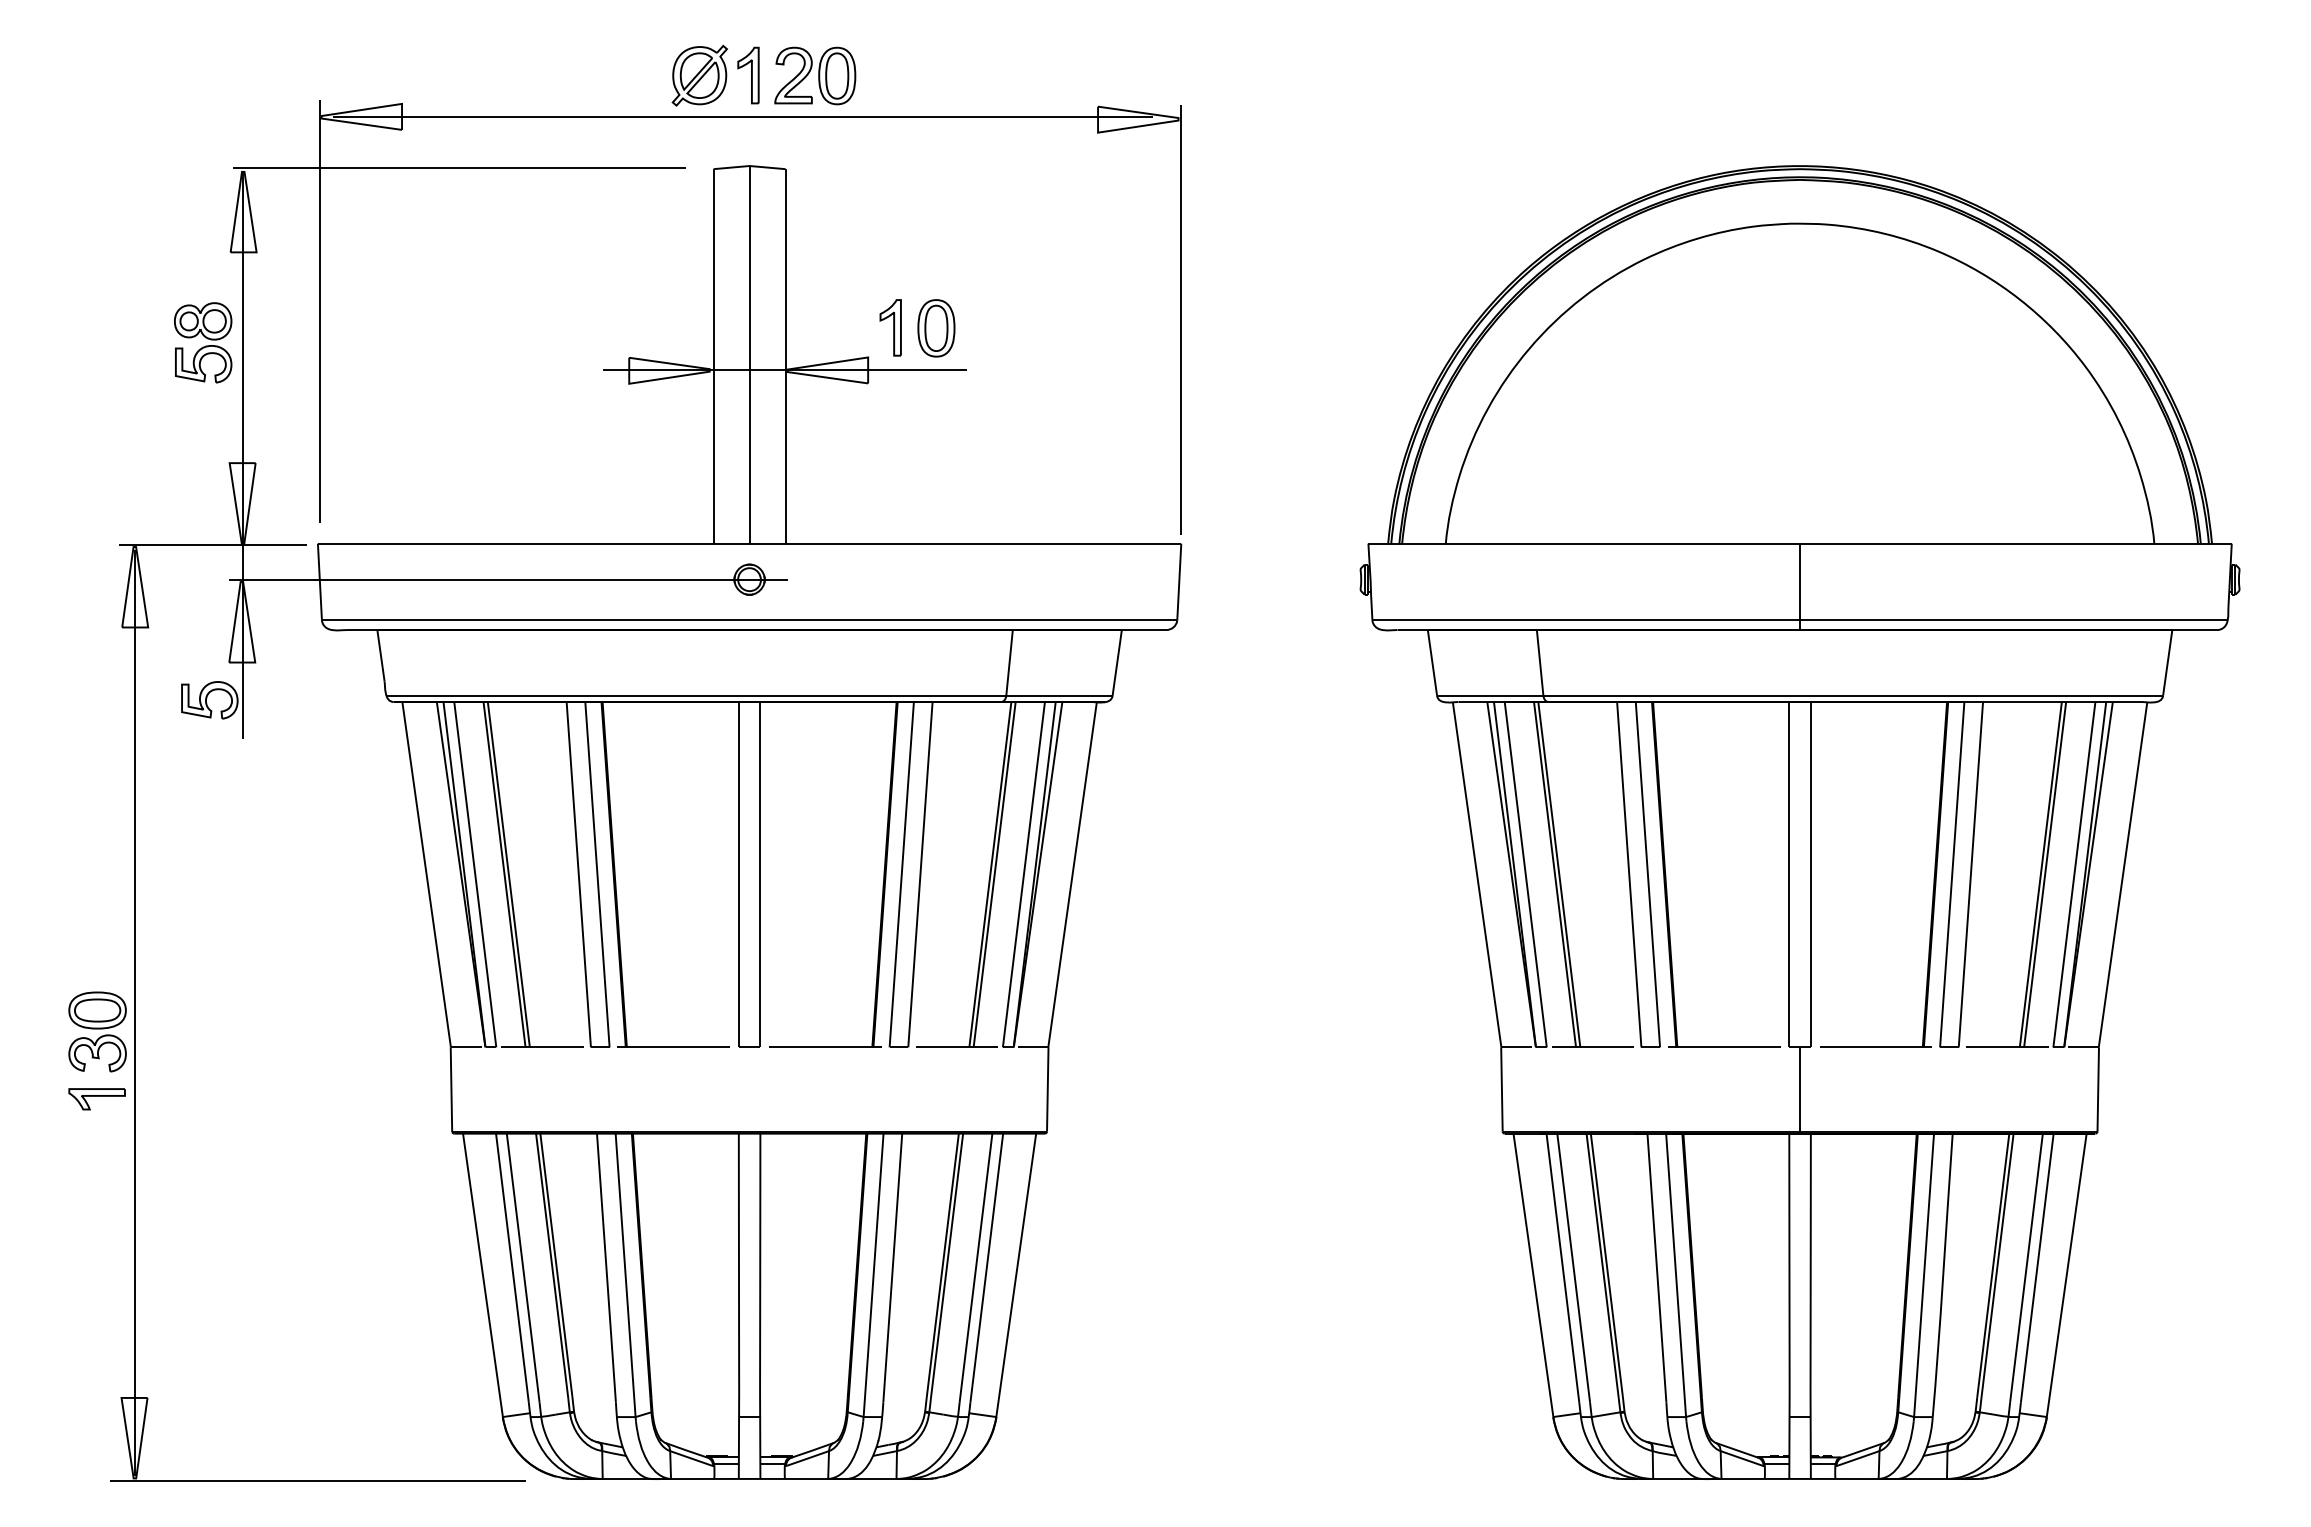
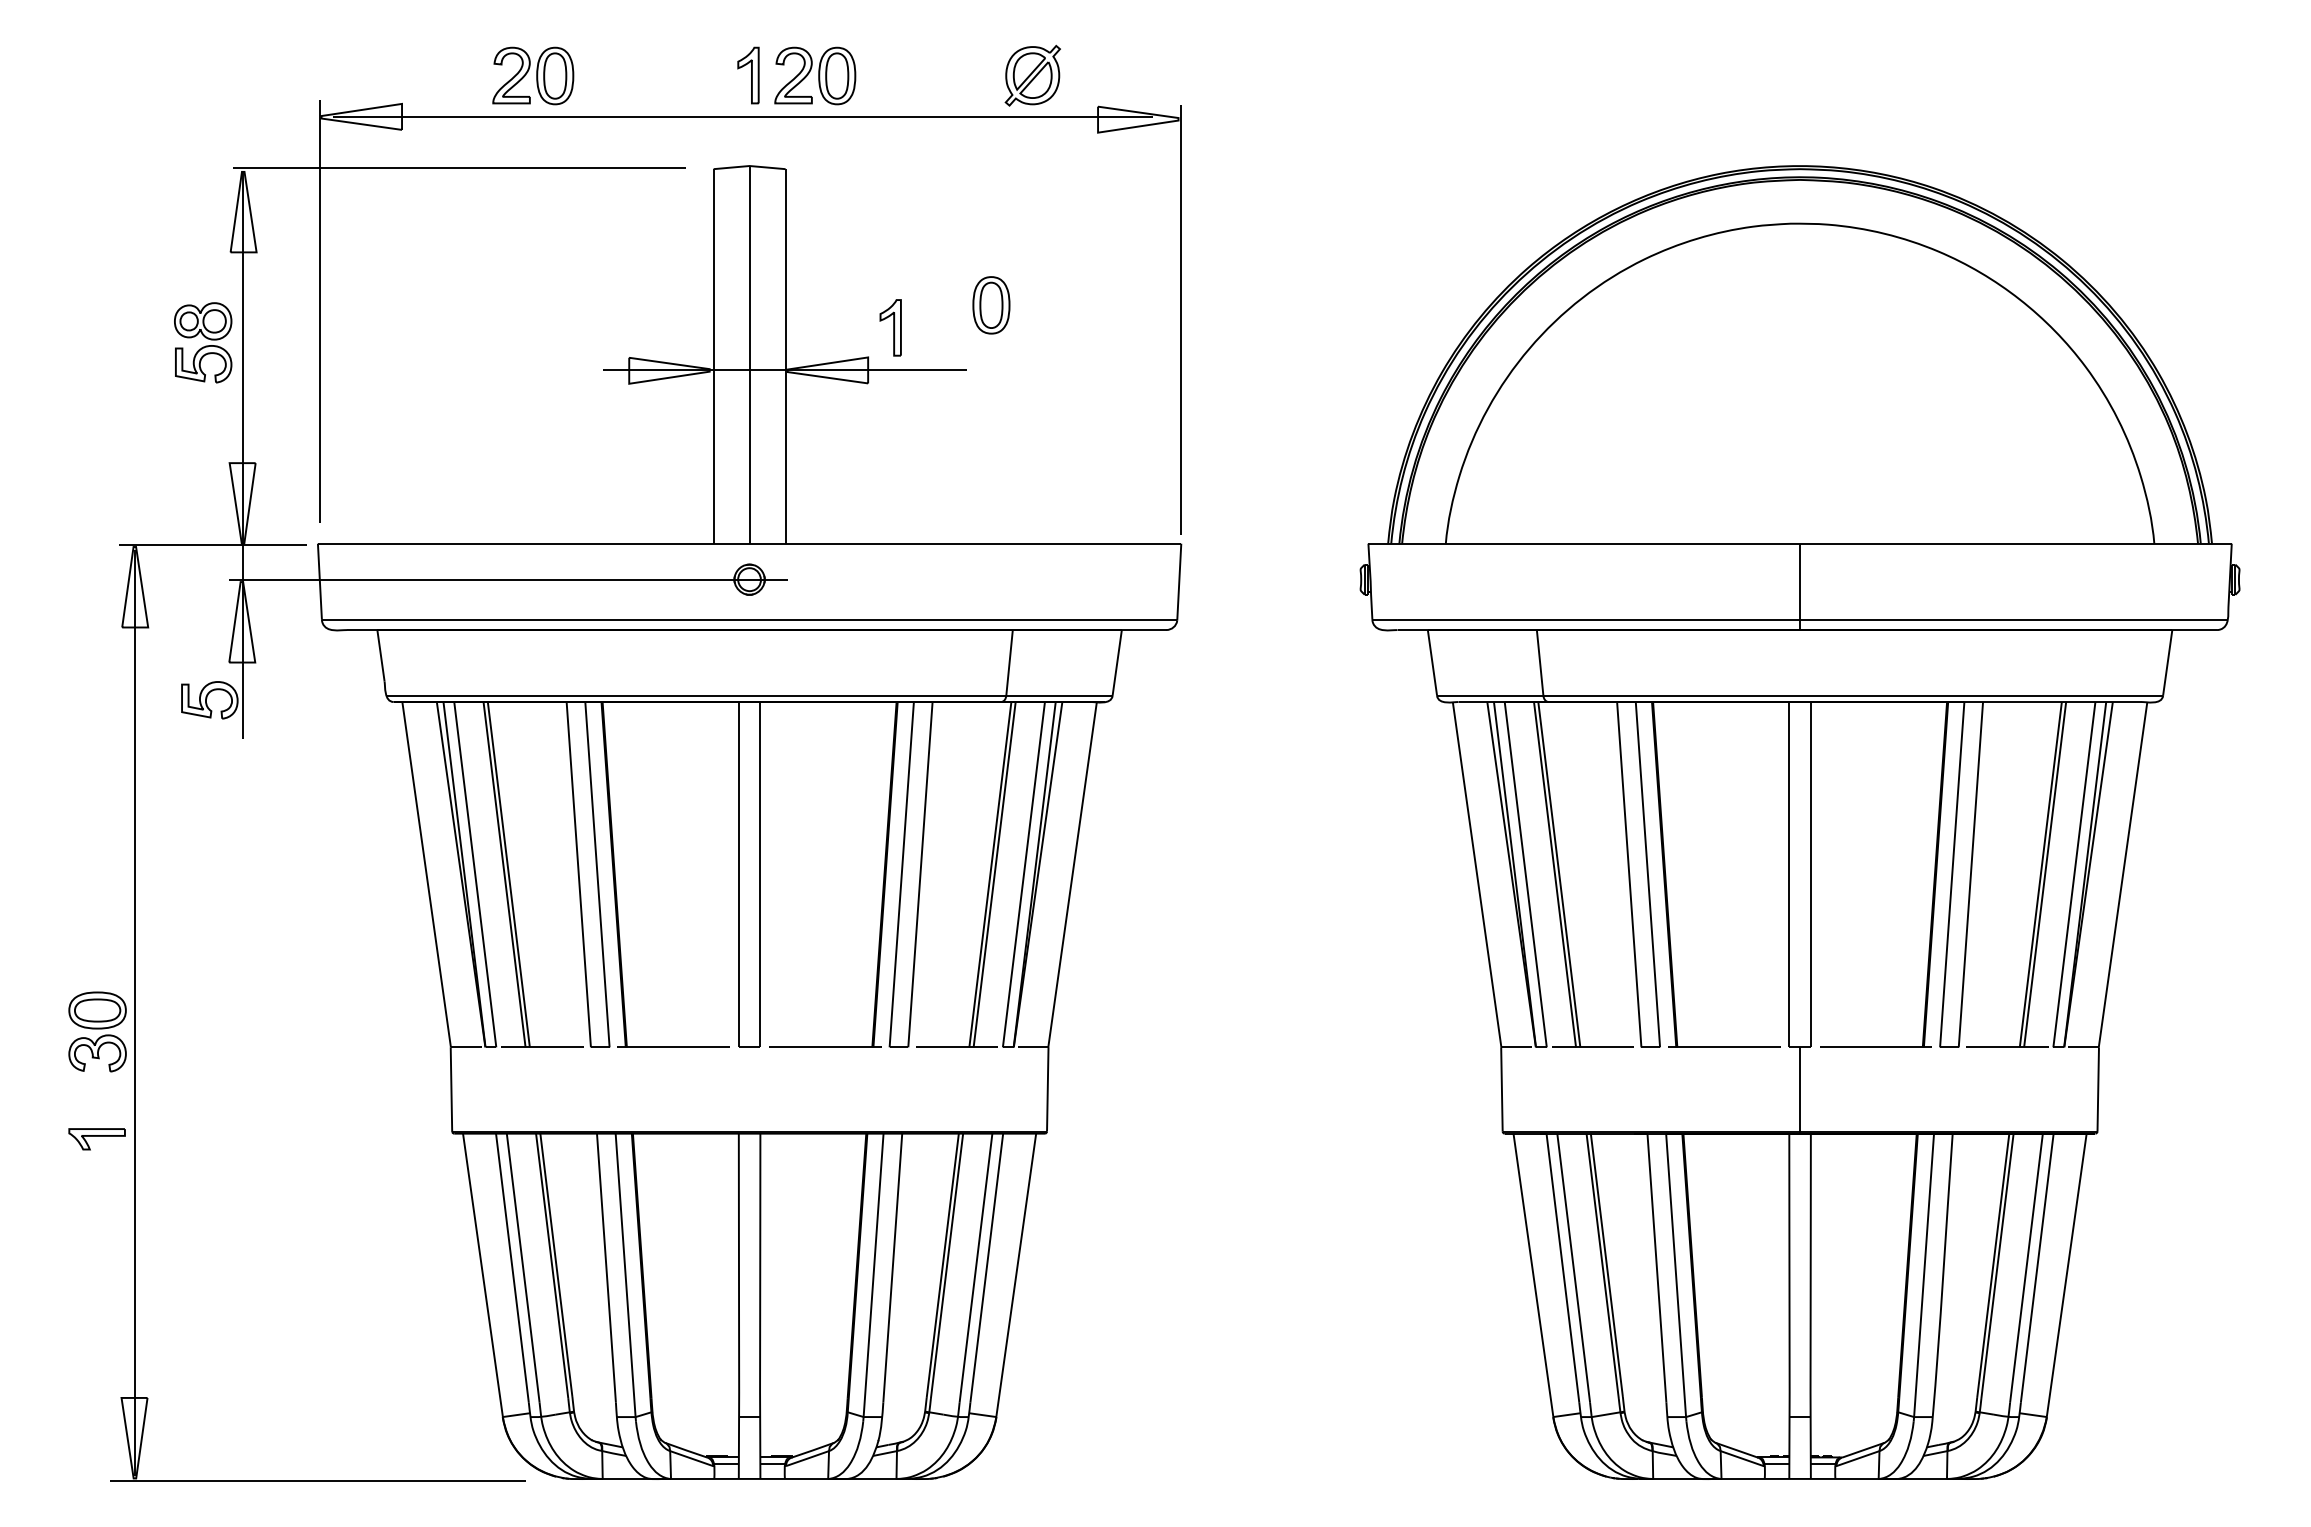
part: none -> present (533, 75)
part position: (699, 75) -> (1032, 75) (1032, 75)
part position: (936, 328) -> (991, 305) (991, 305)
part position: (96, 1099) -> (96, 1139) (96, 1139)
